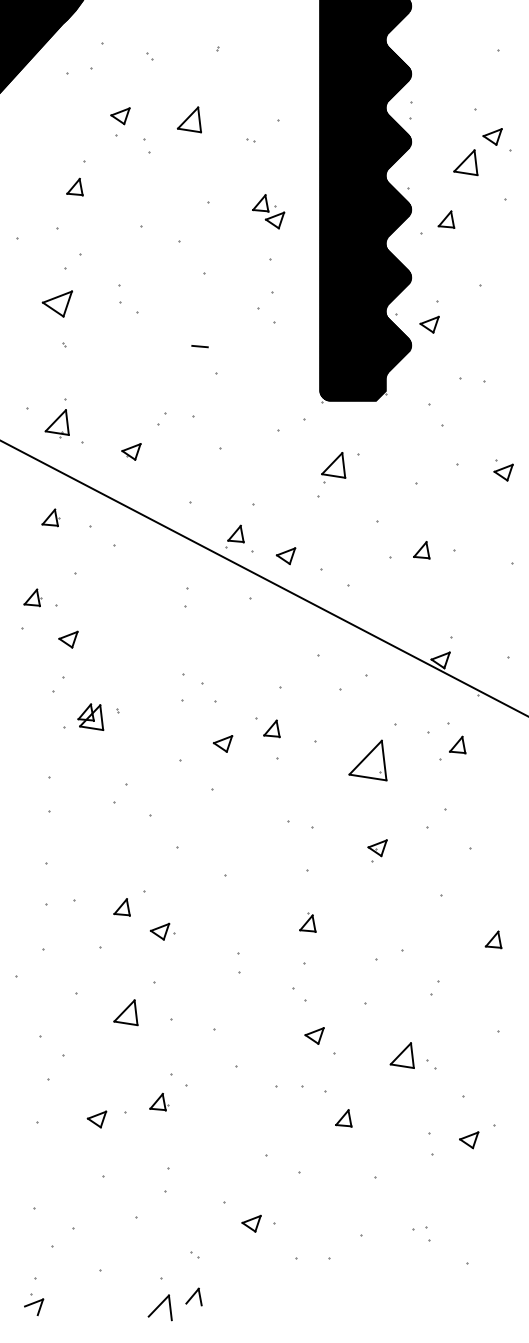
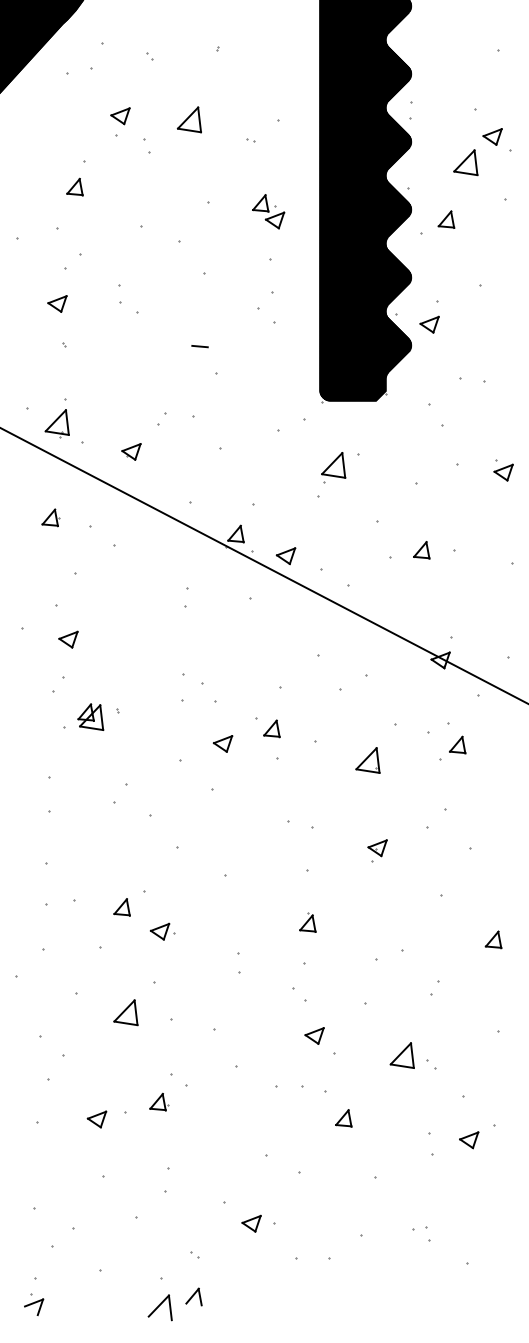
part size: 32x28 px -> 21x18 px (57, 303)
line position: (263, 577) -> (263, 565) (263, 565)
part: present -> none (32, 597)
part size: 40x43 px -> 26x27 px (367, 760)
